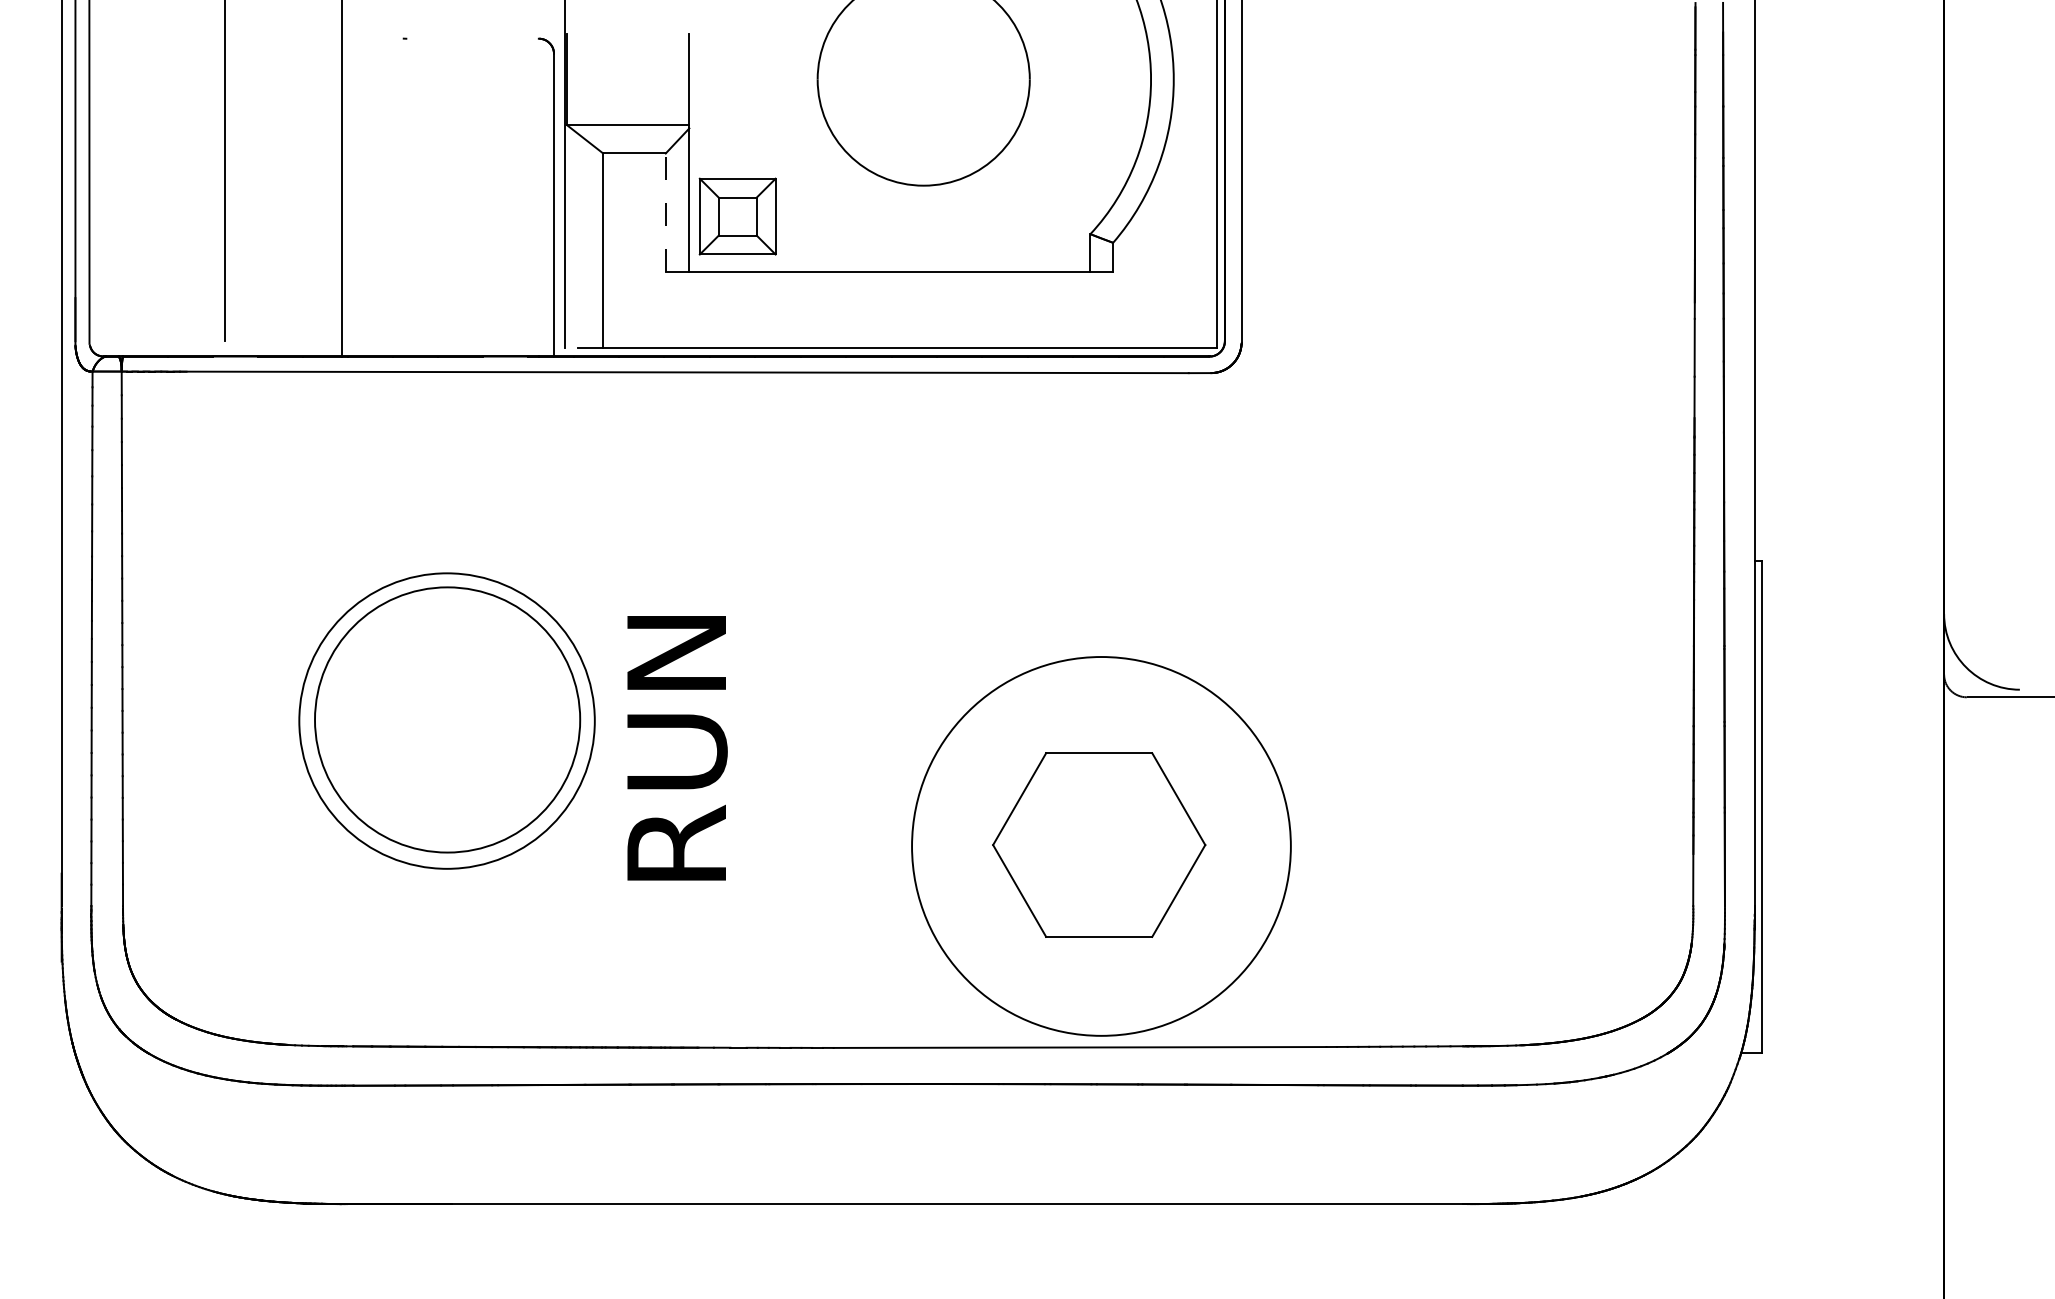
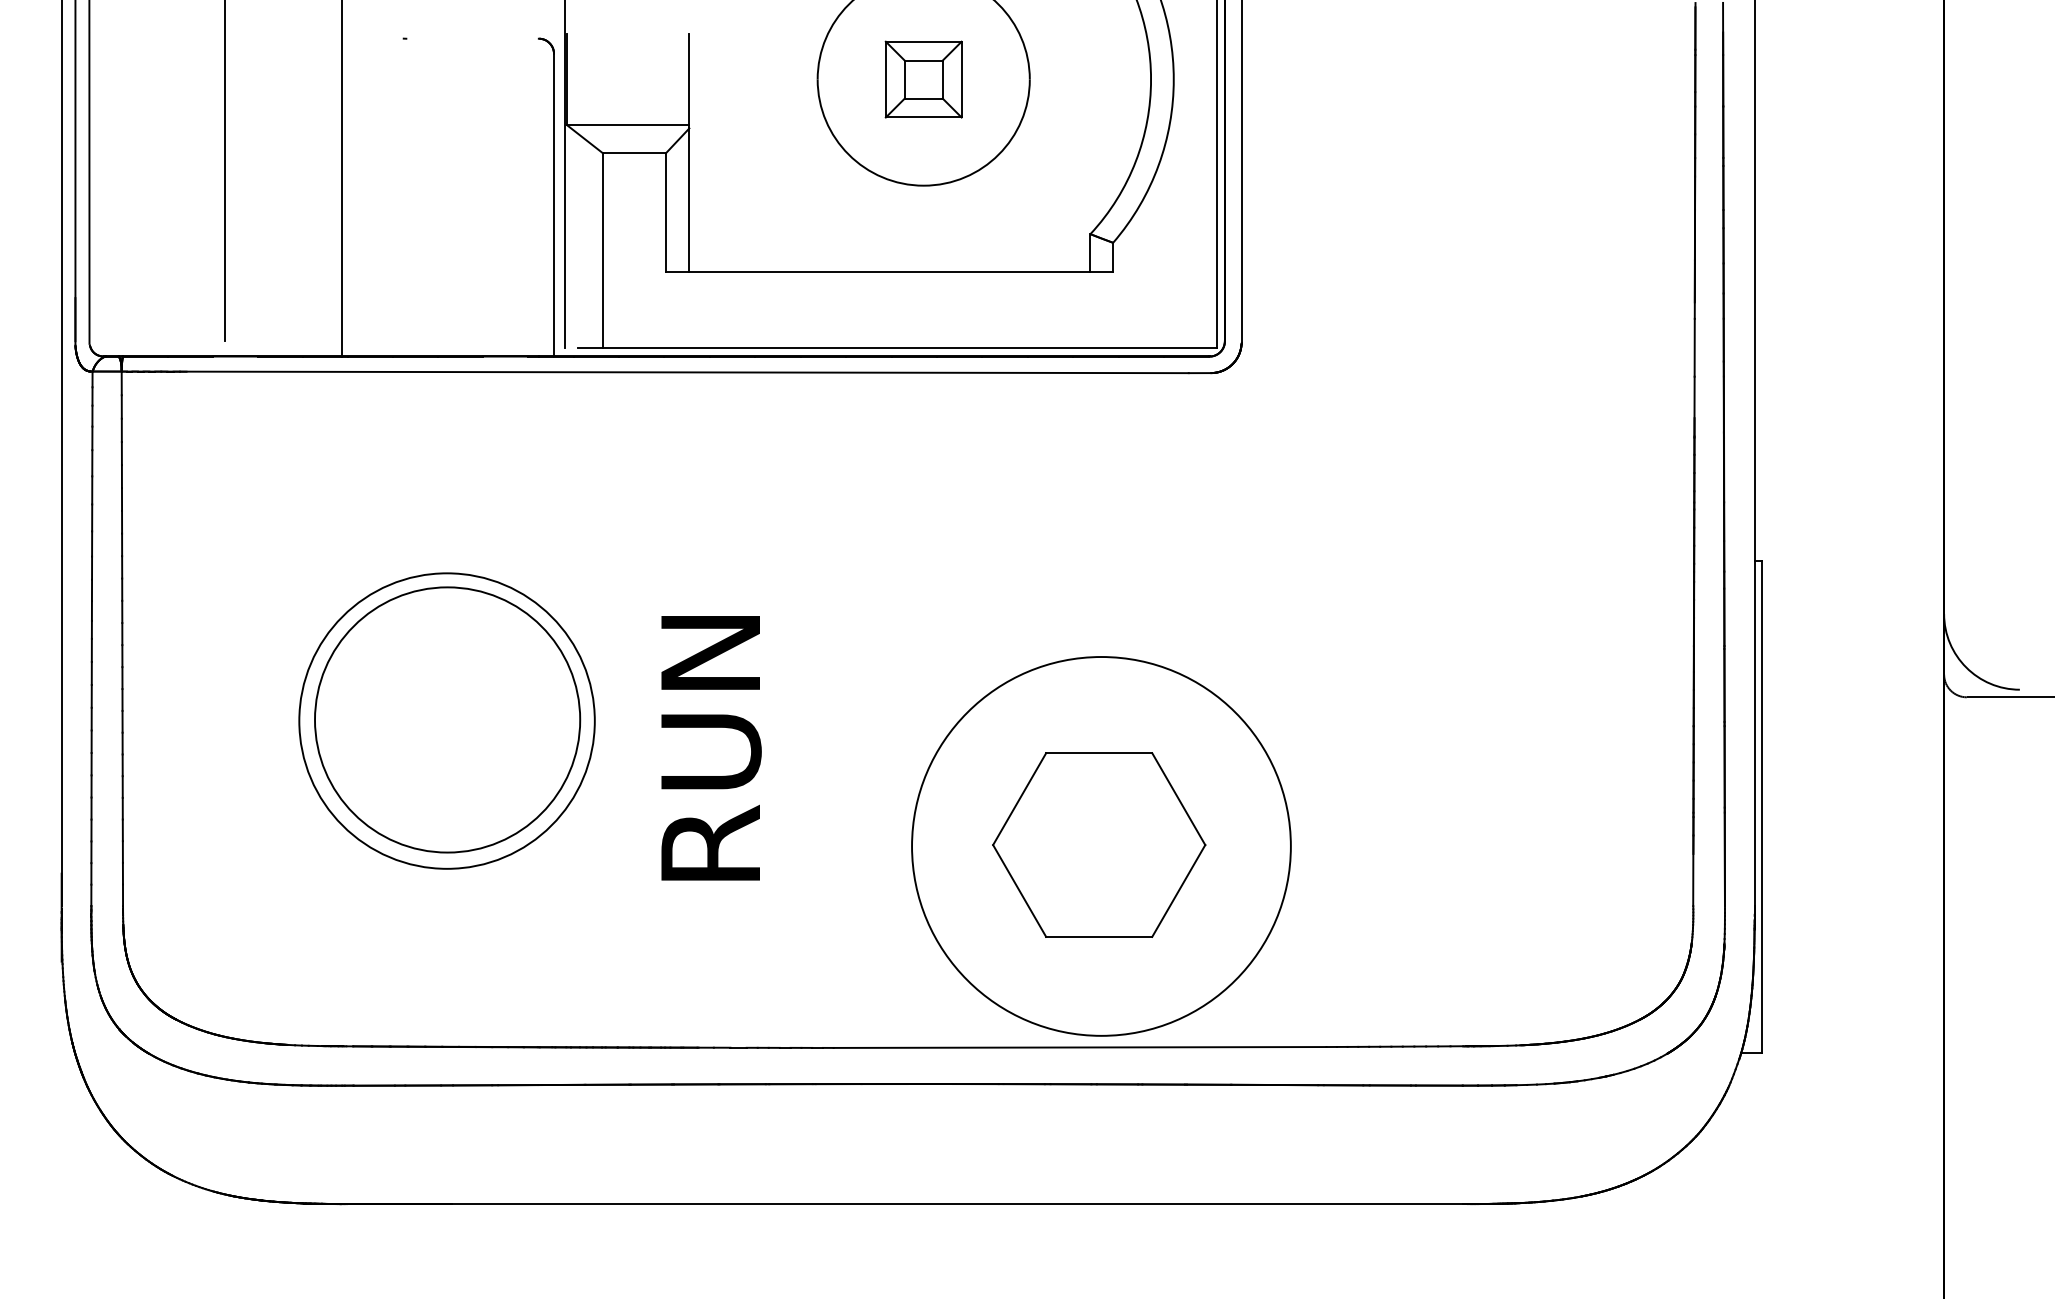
line: dashed -> solid (665, 212)
part position: (737, 216) -> (923, 79) (923, 79)
text position: (677, 748) -> (711, 748) (711, 748)
